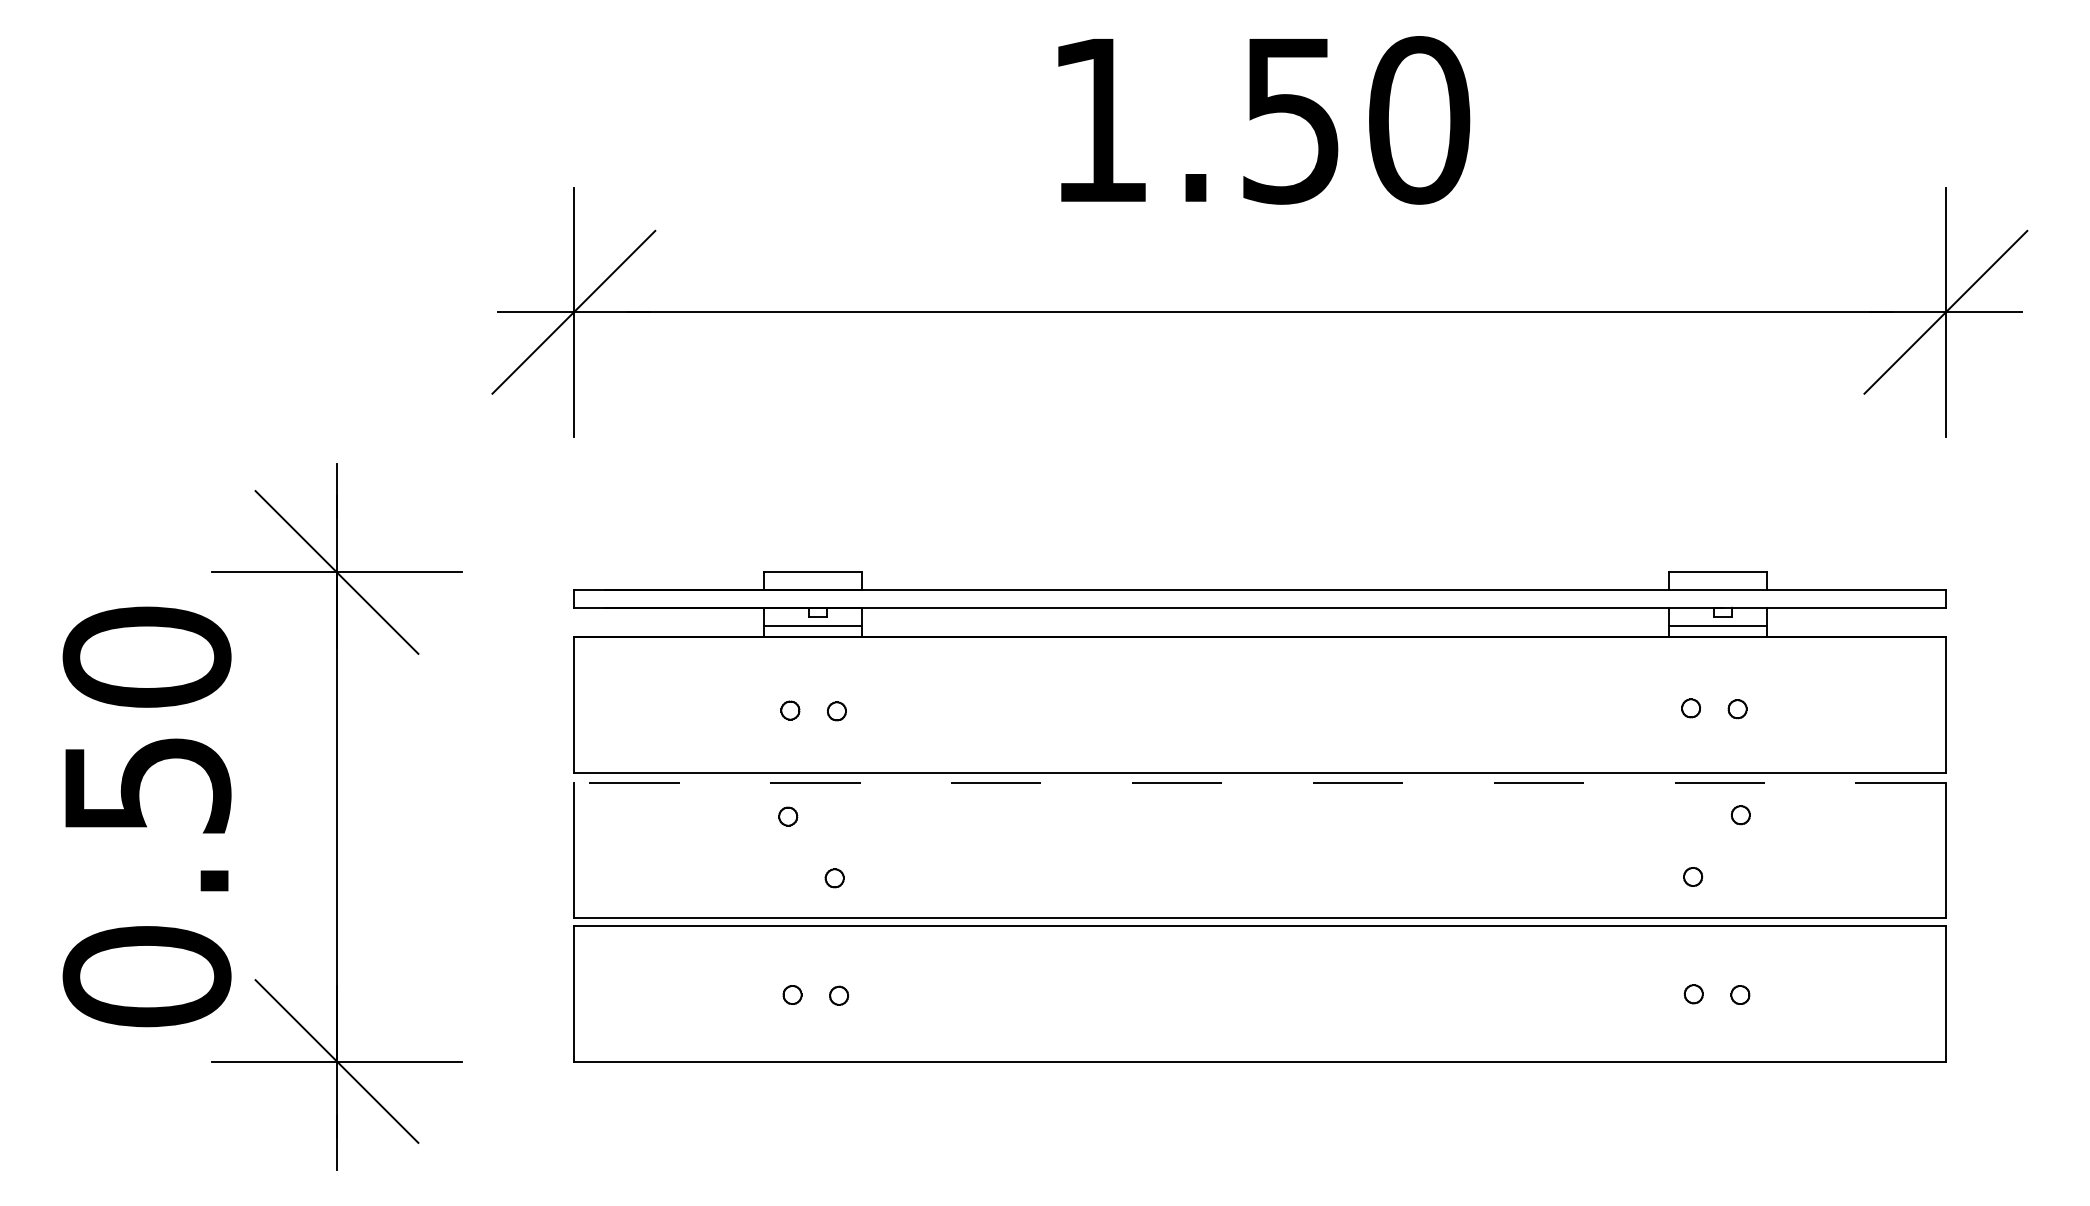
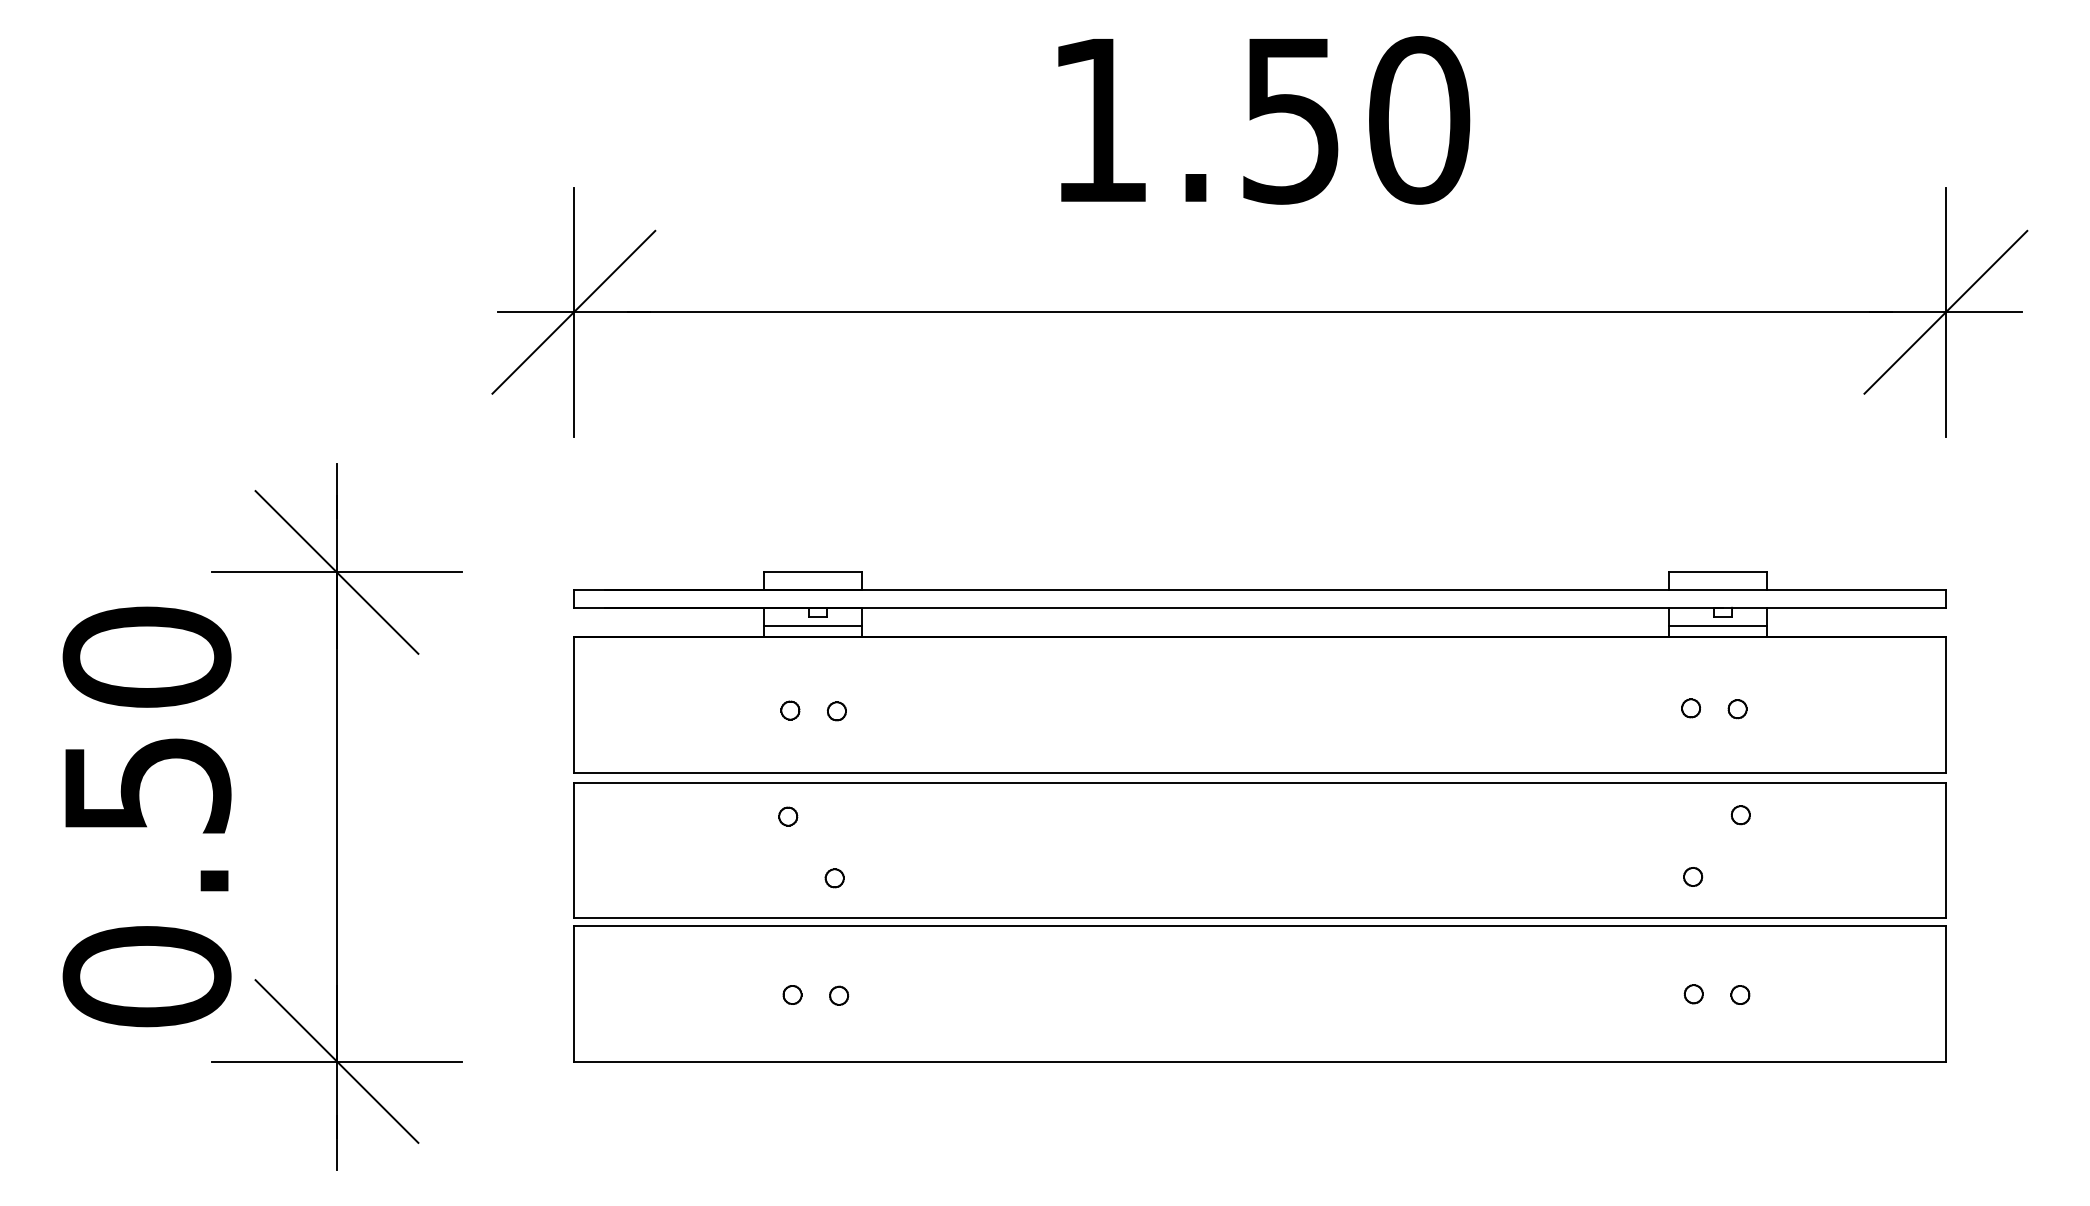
line: dashed -> solid (1259, 782)
